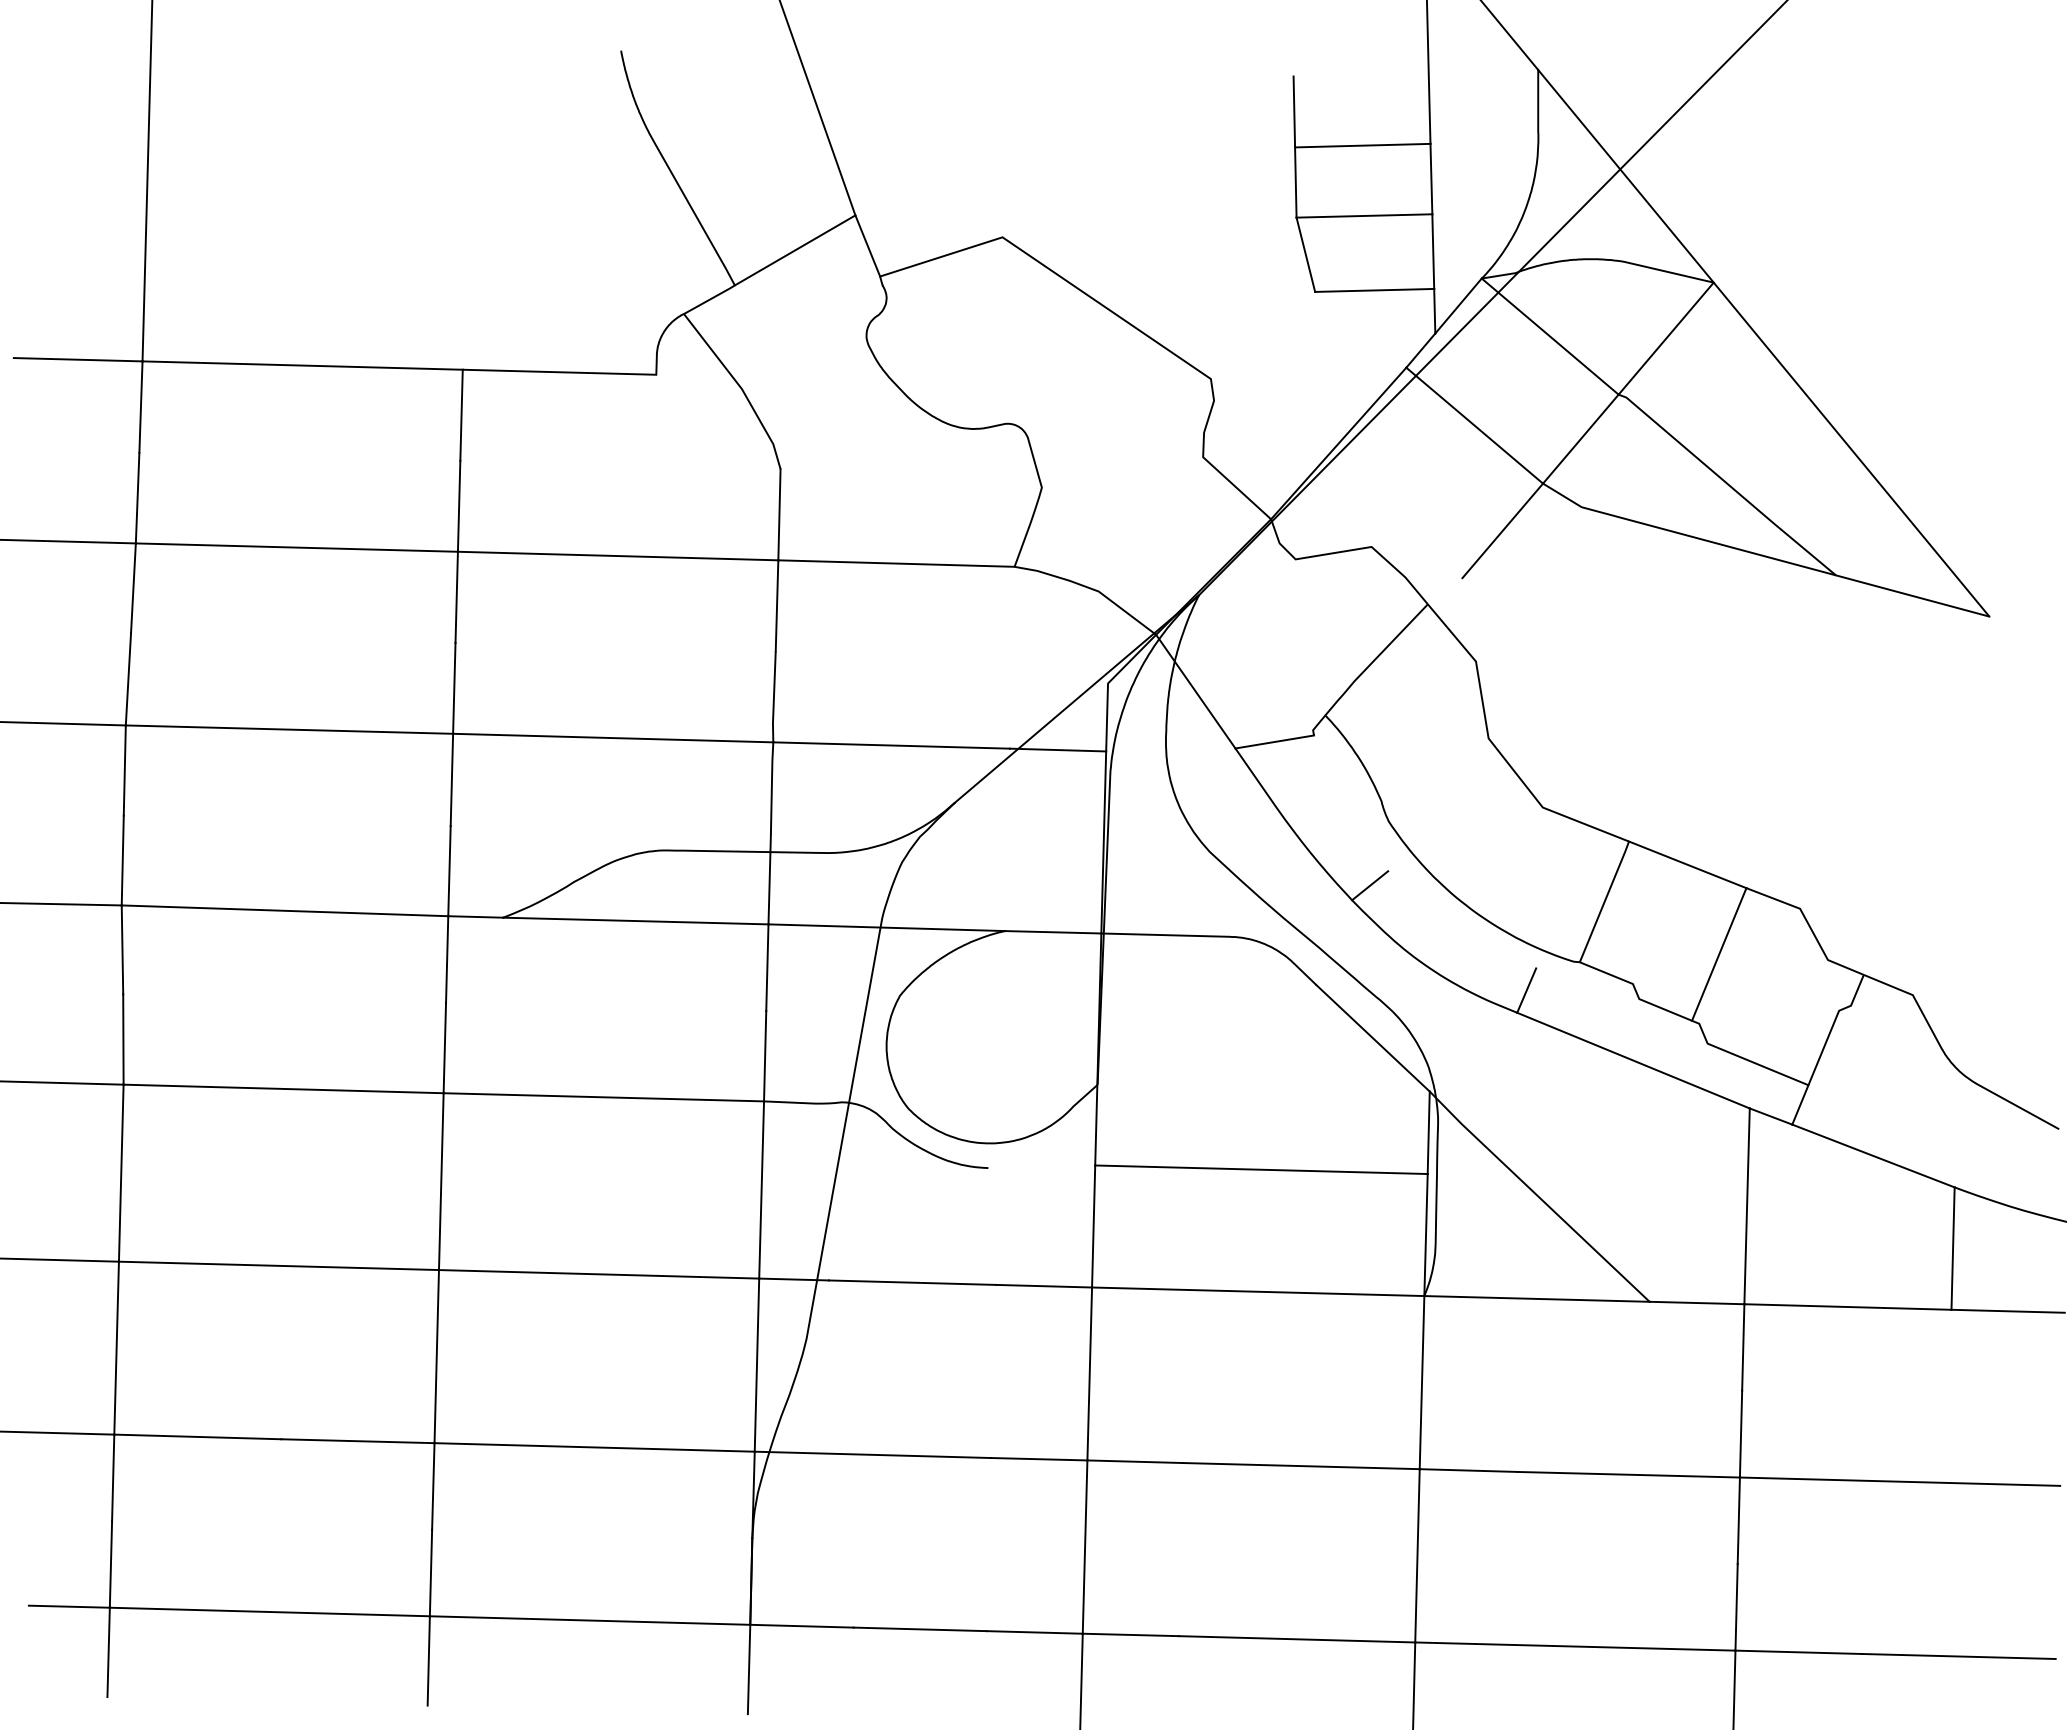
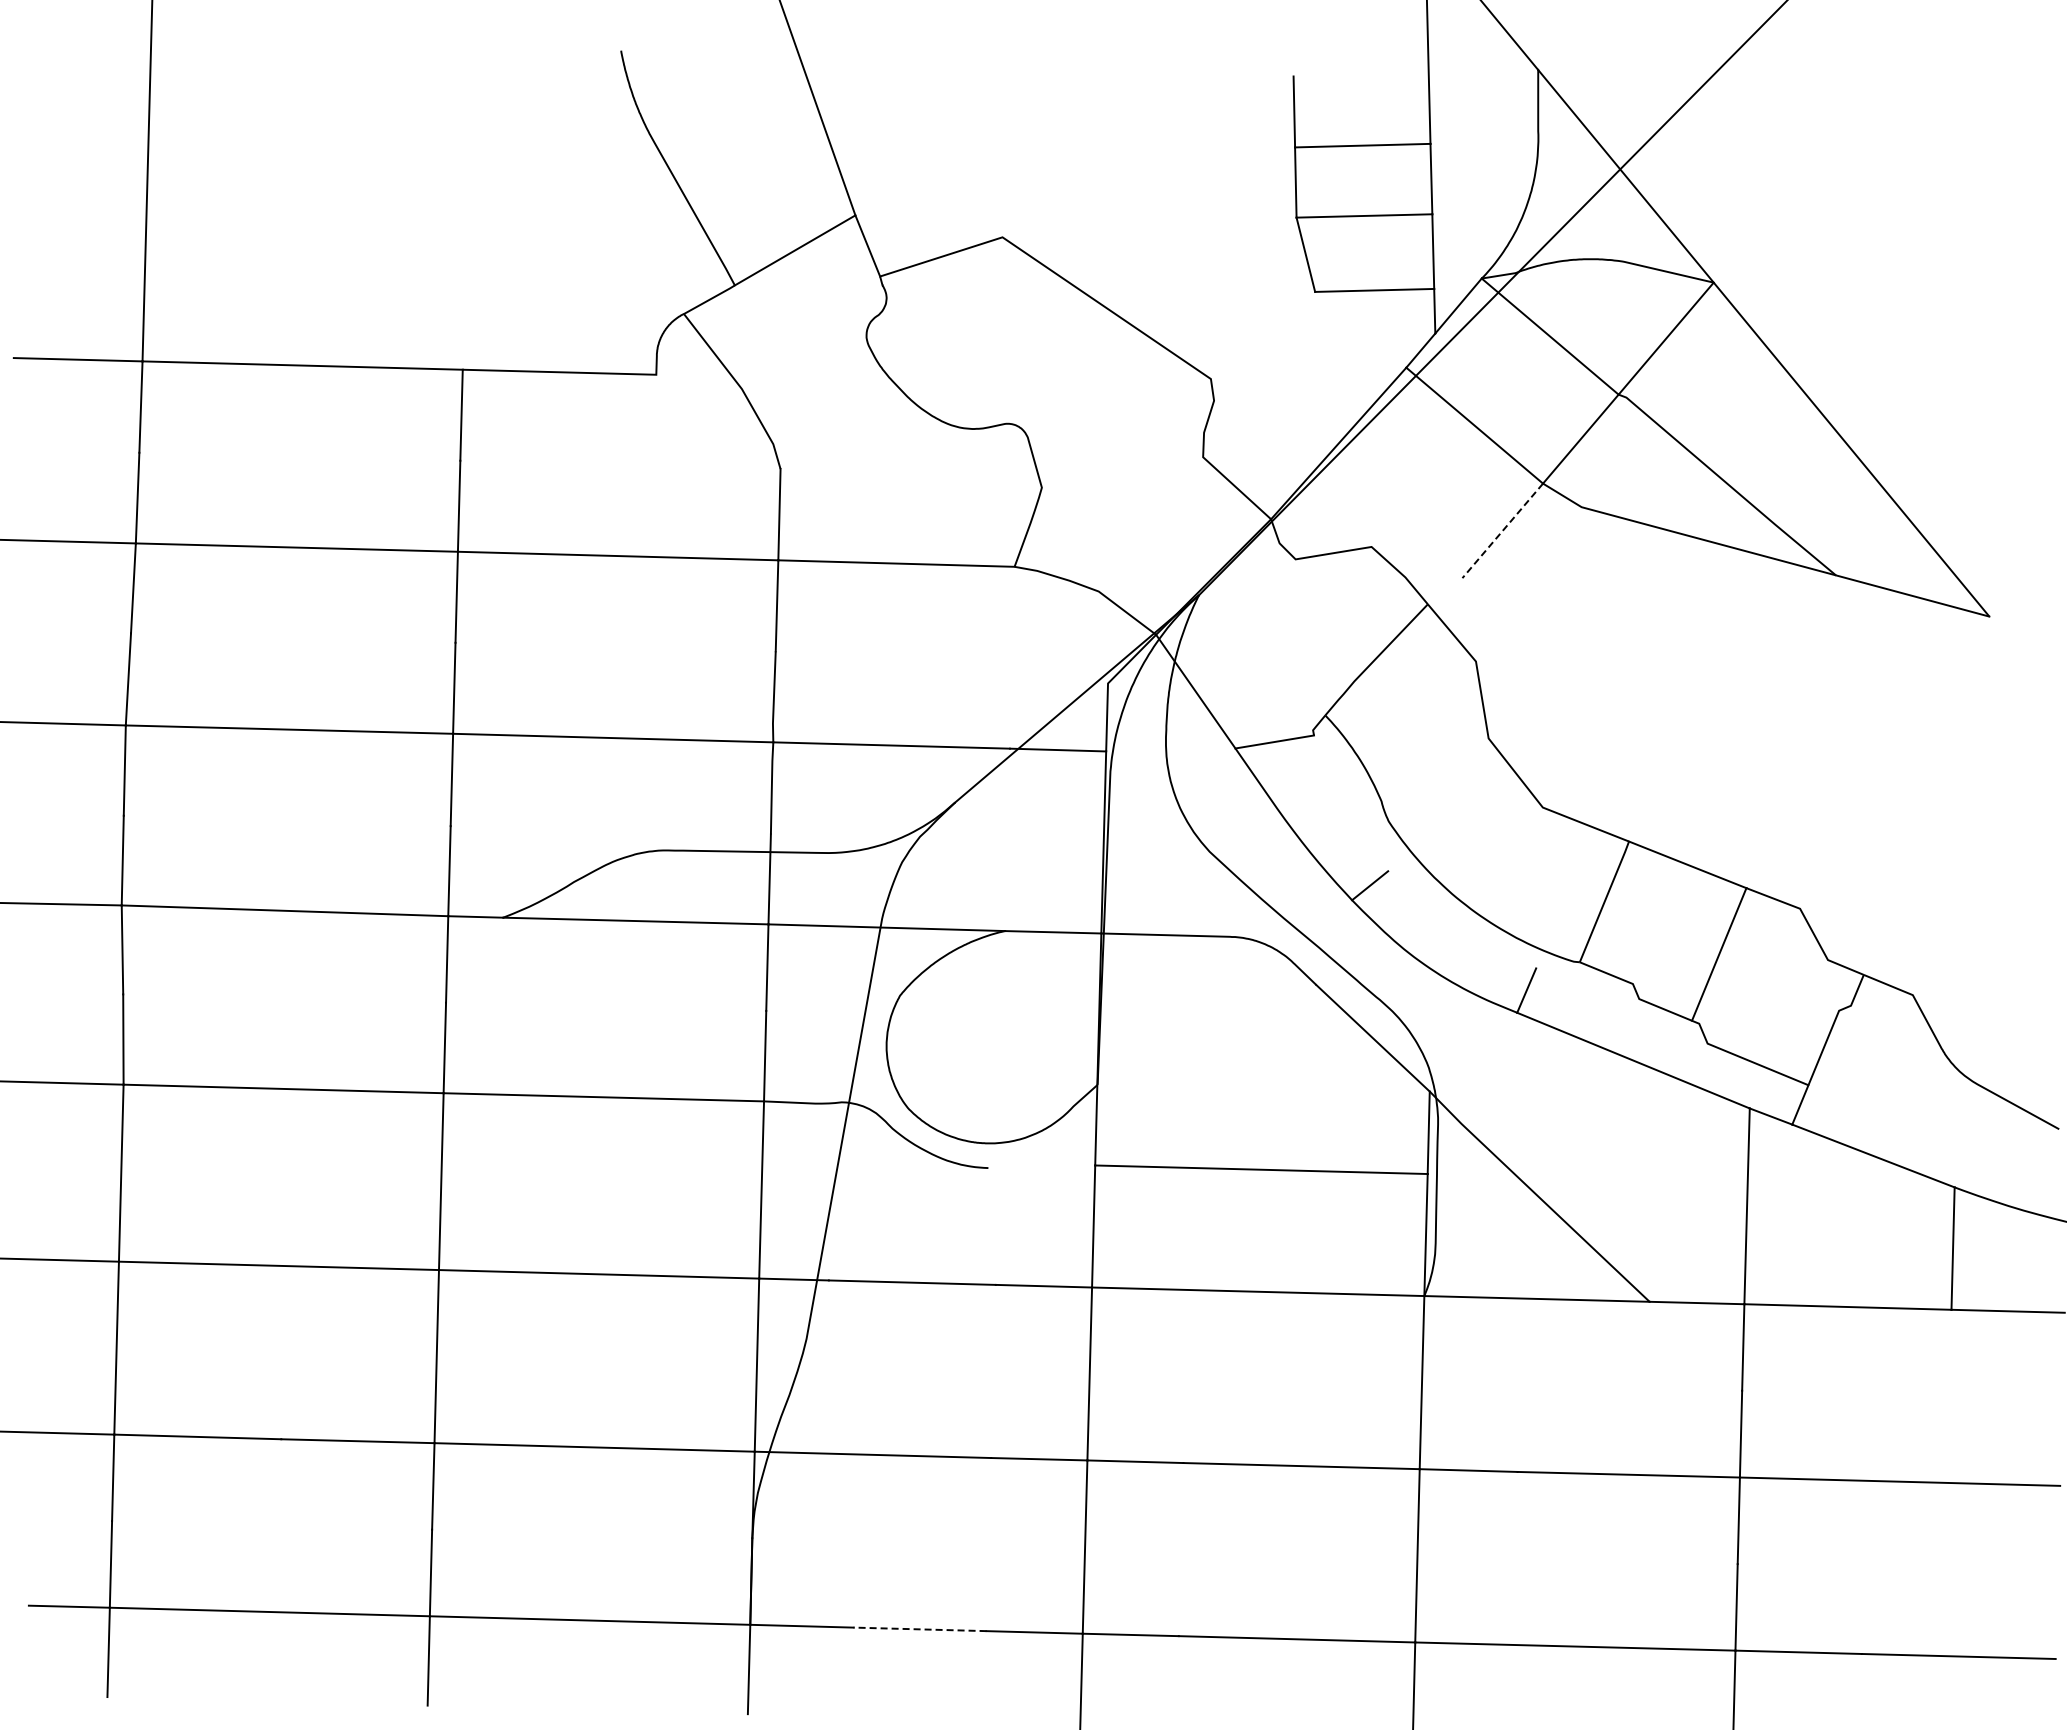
line: solid -> dashed (1502, 531)
line: solid -> dashed (920, 1629)
